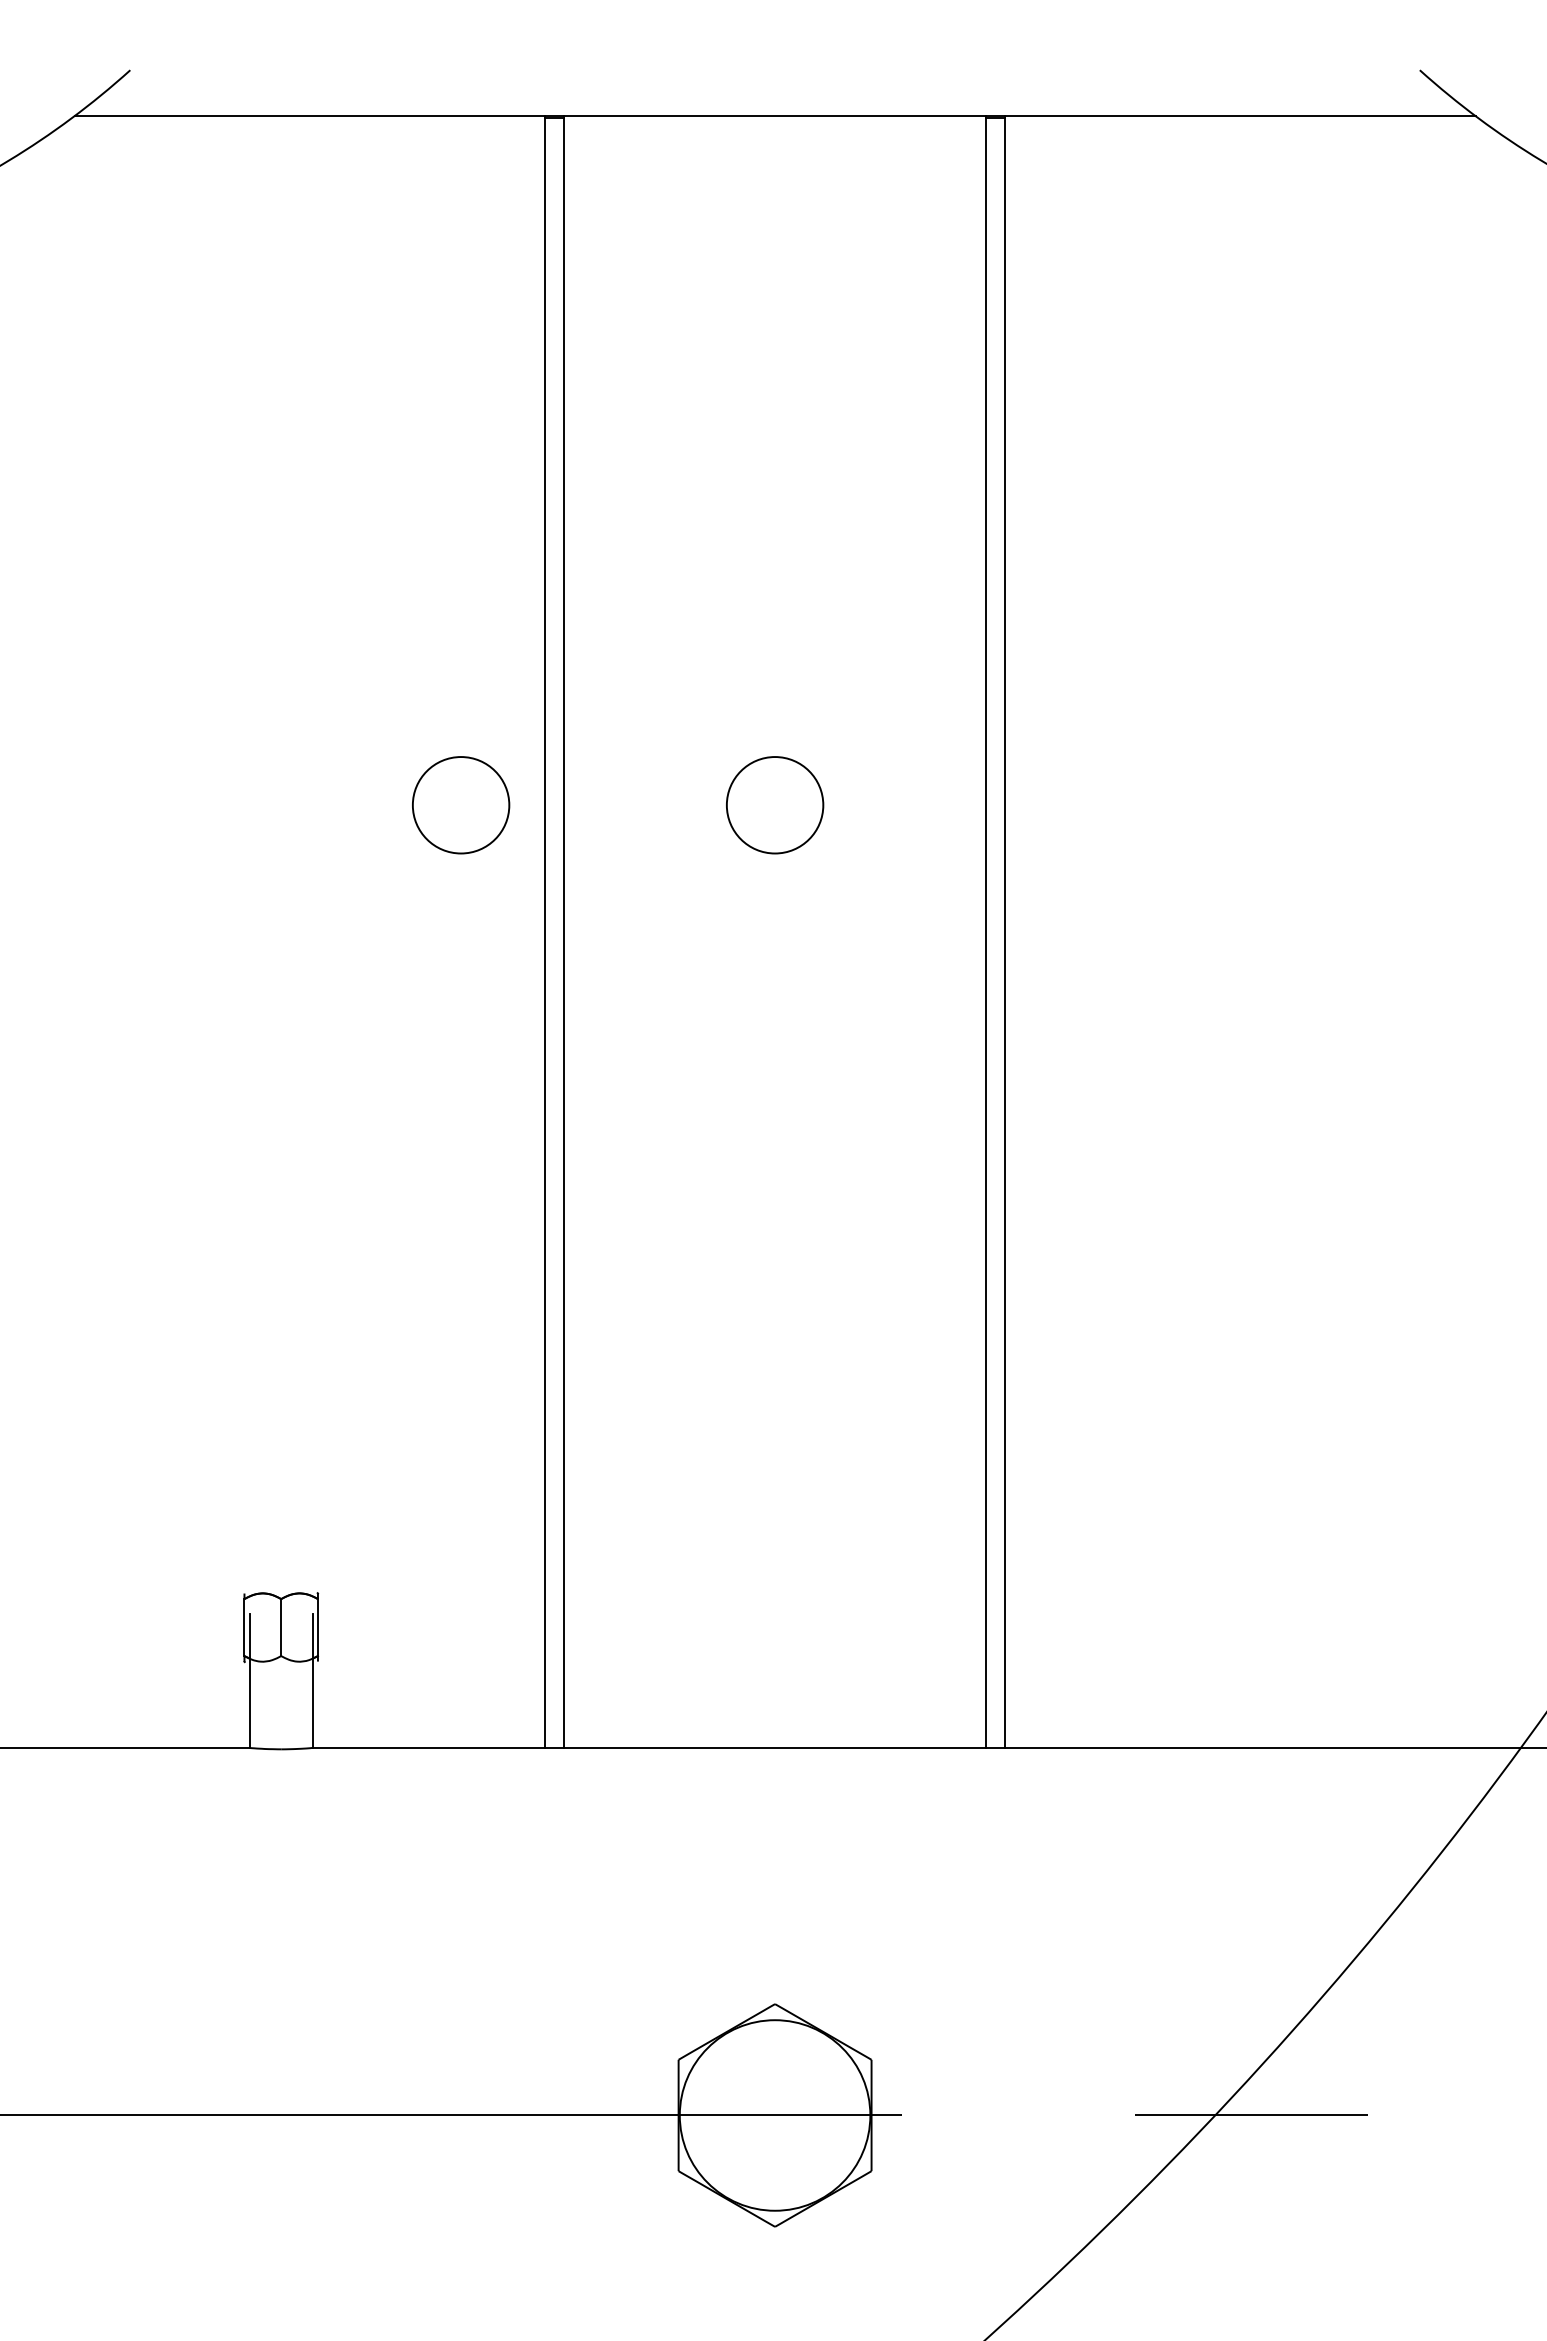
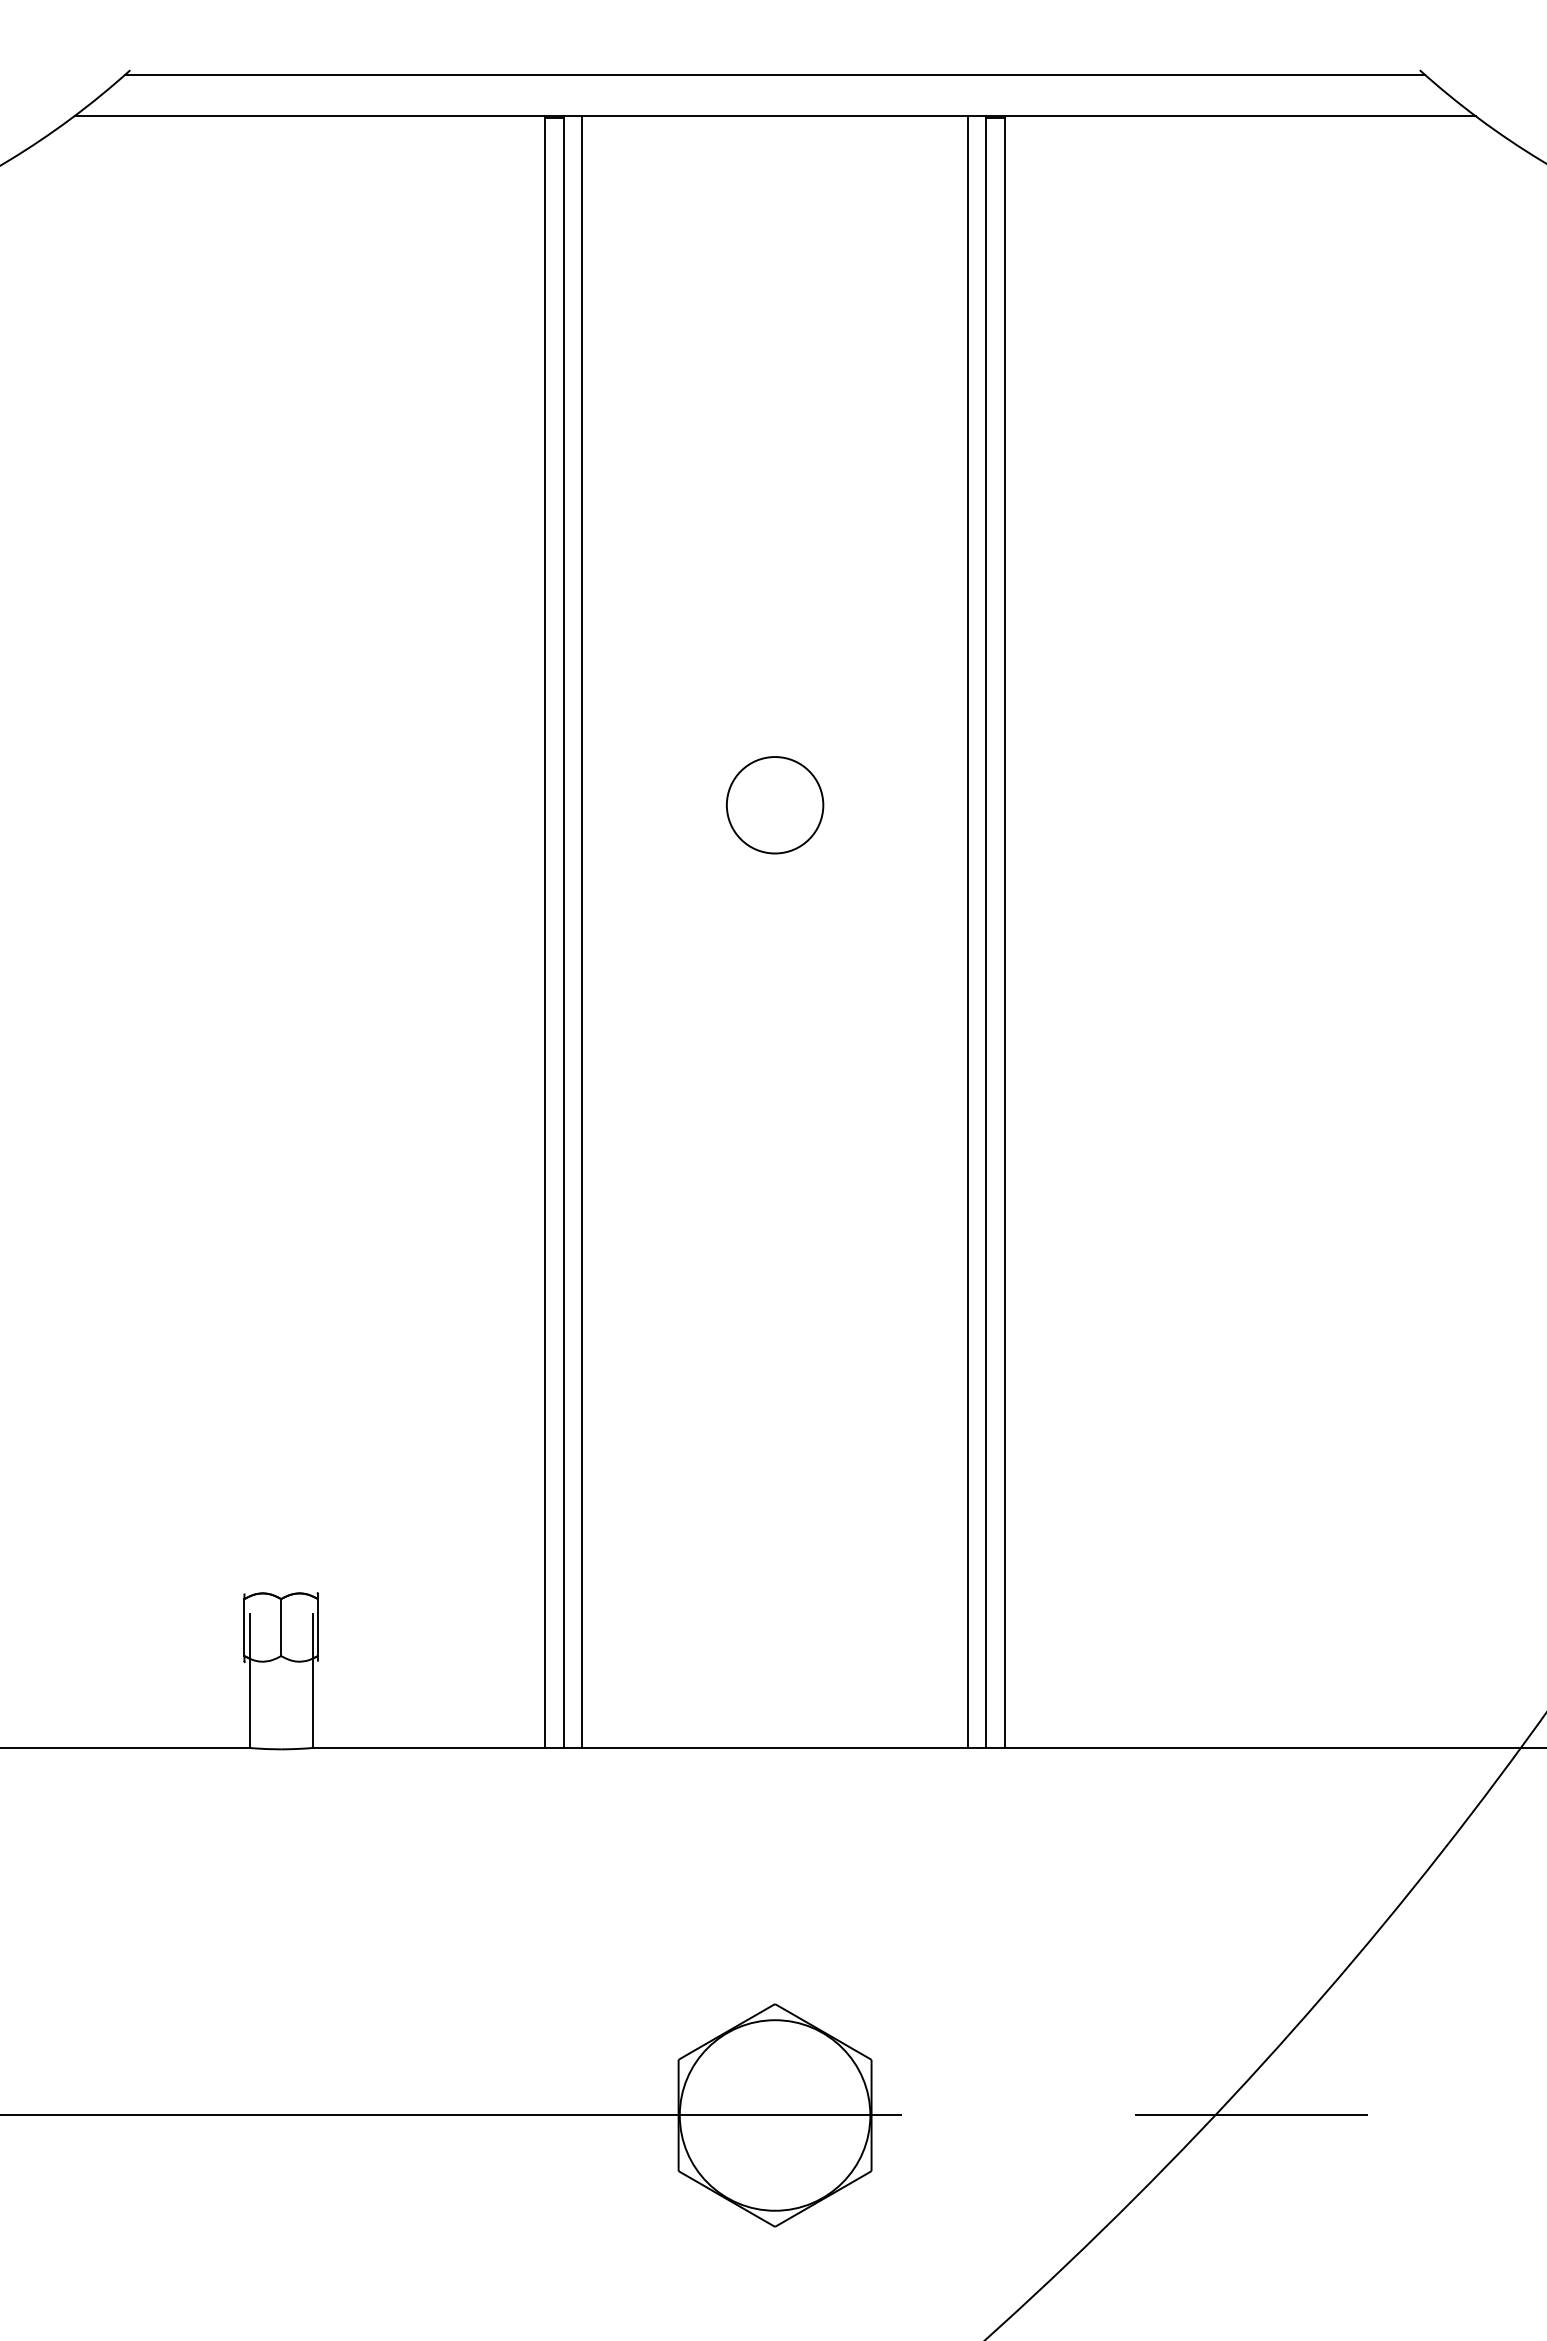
line: none -> present (774, 74)
circle: present -> none (461, 805)
line: none -> present (582, 931)
line: none -> present (968, 931)
